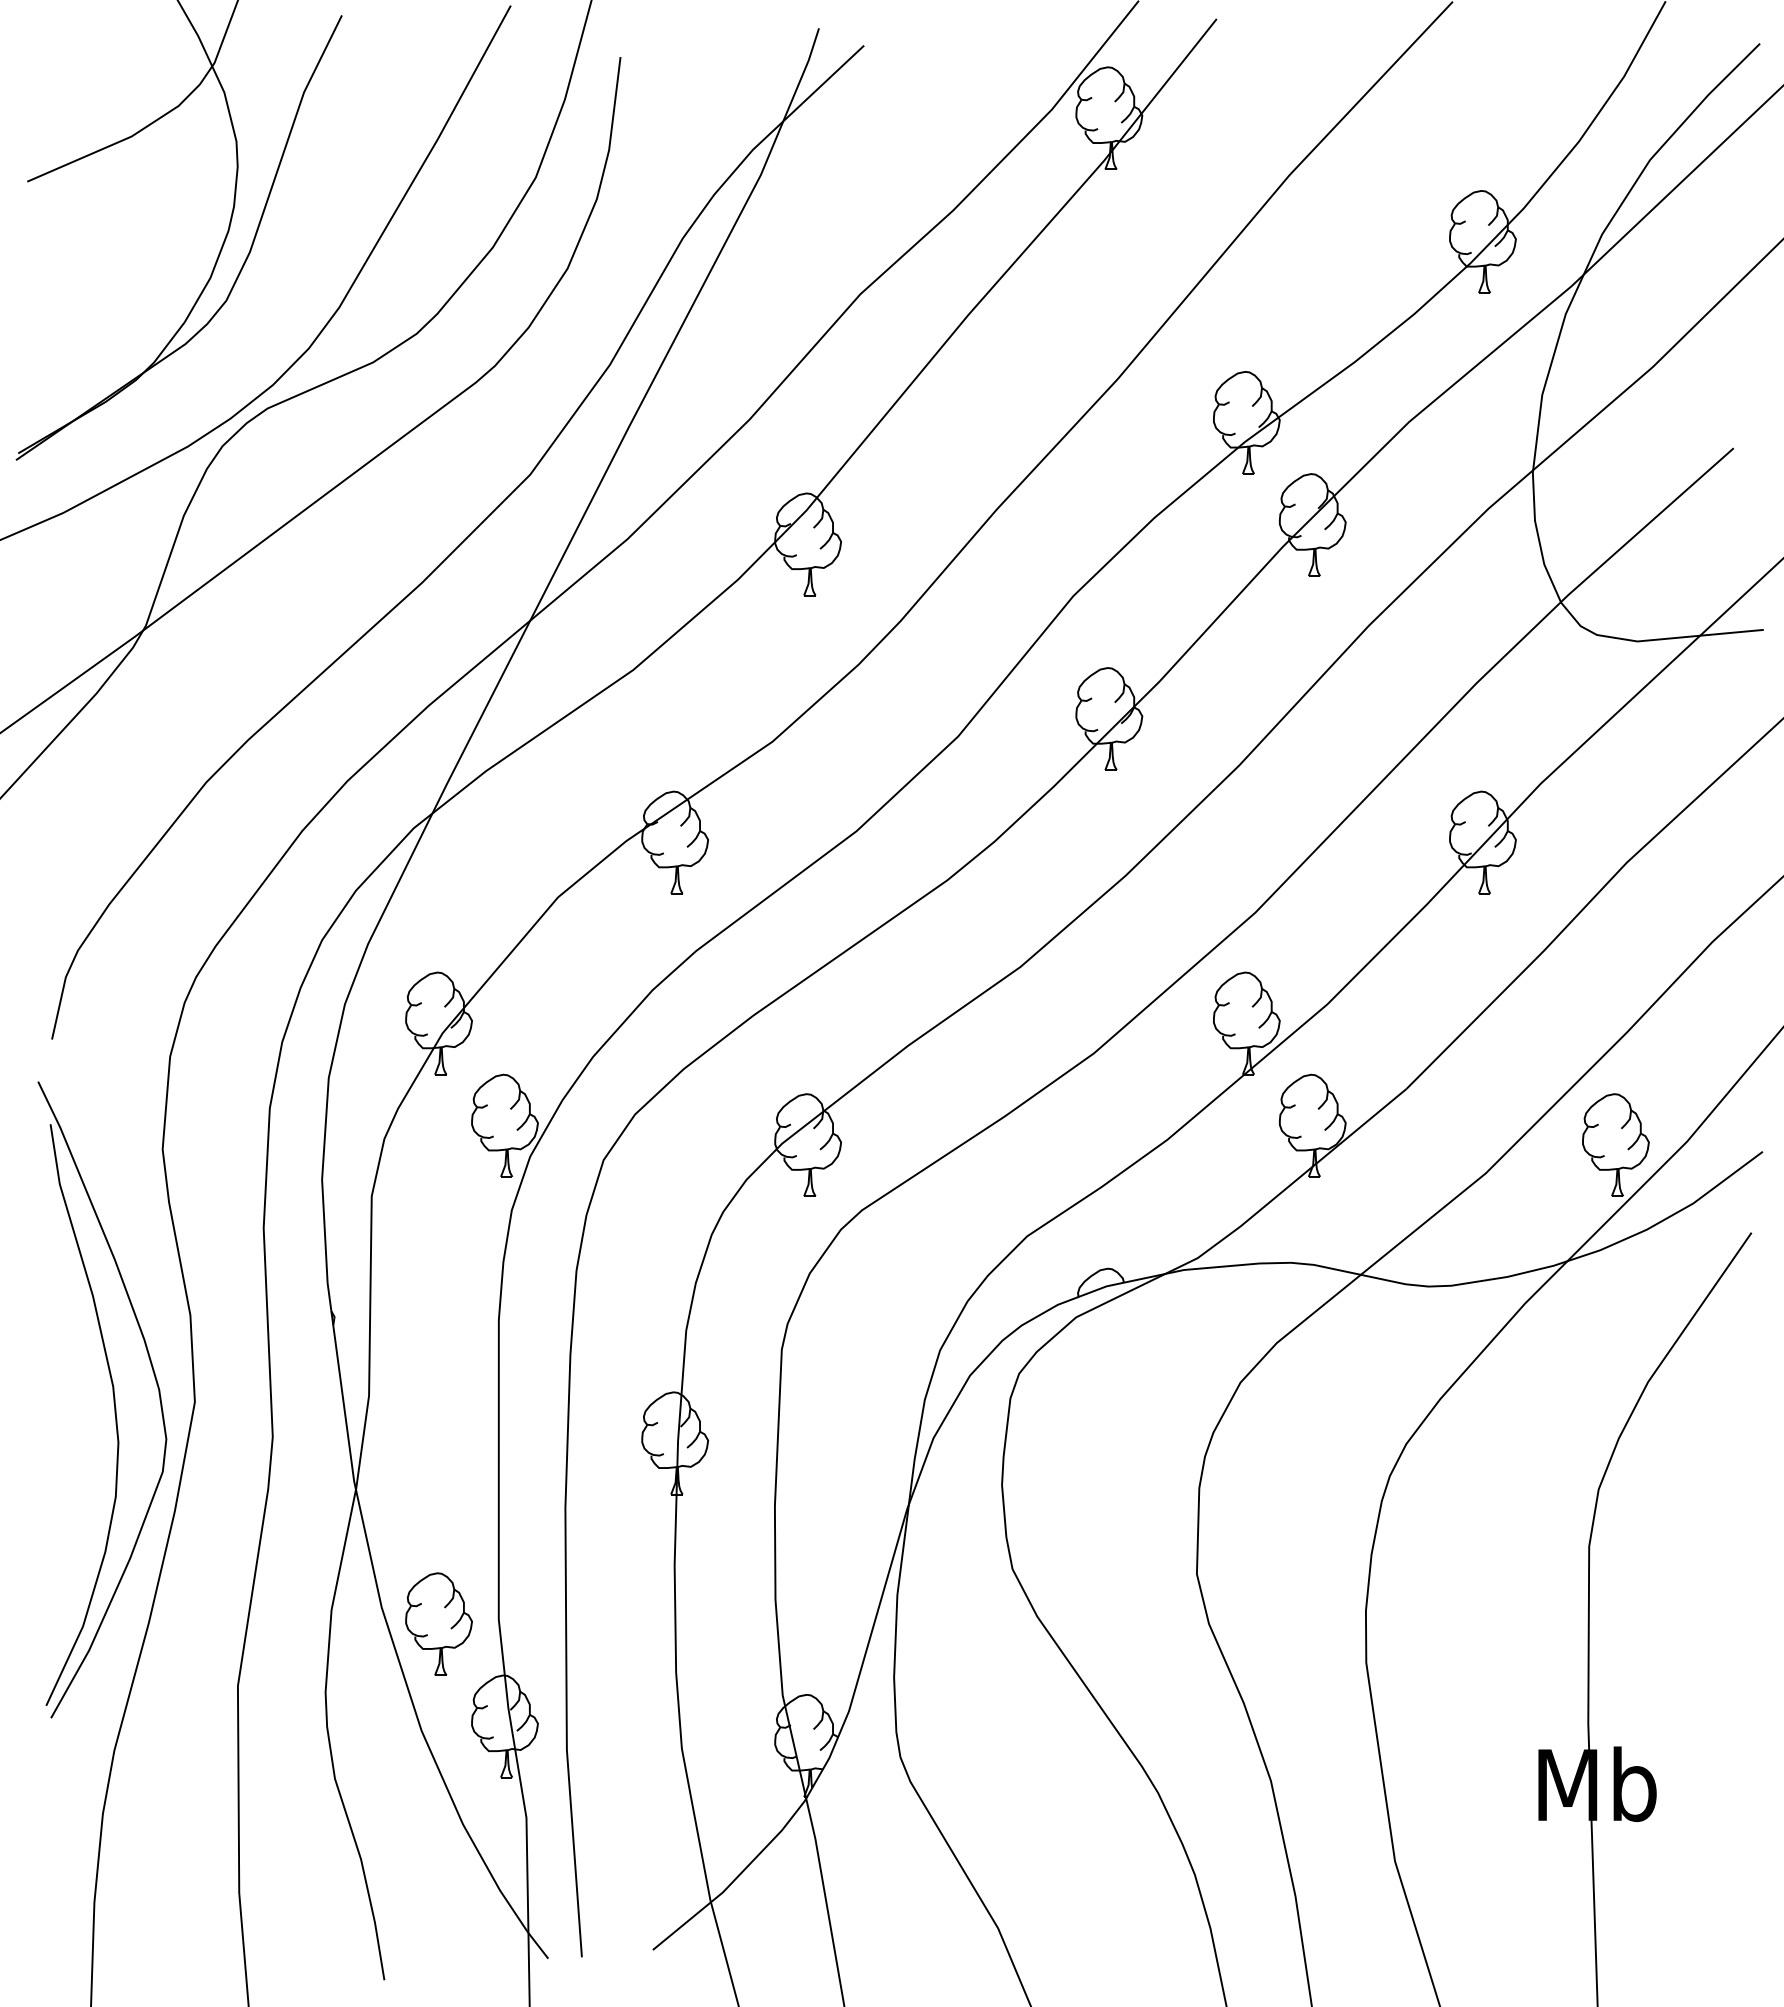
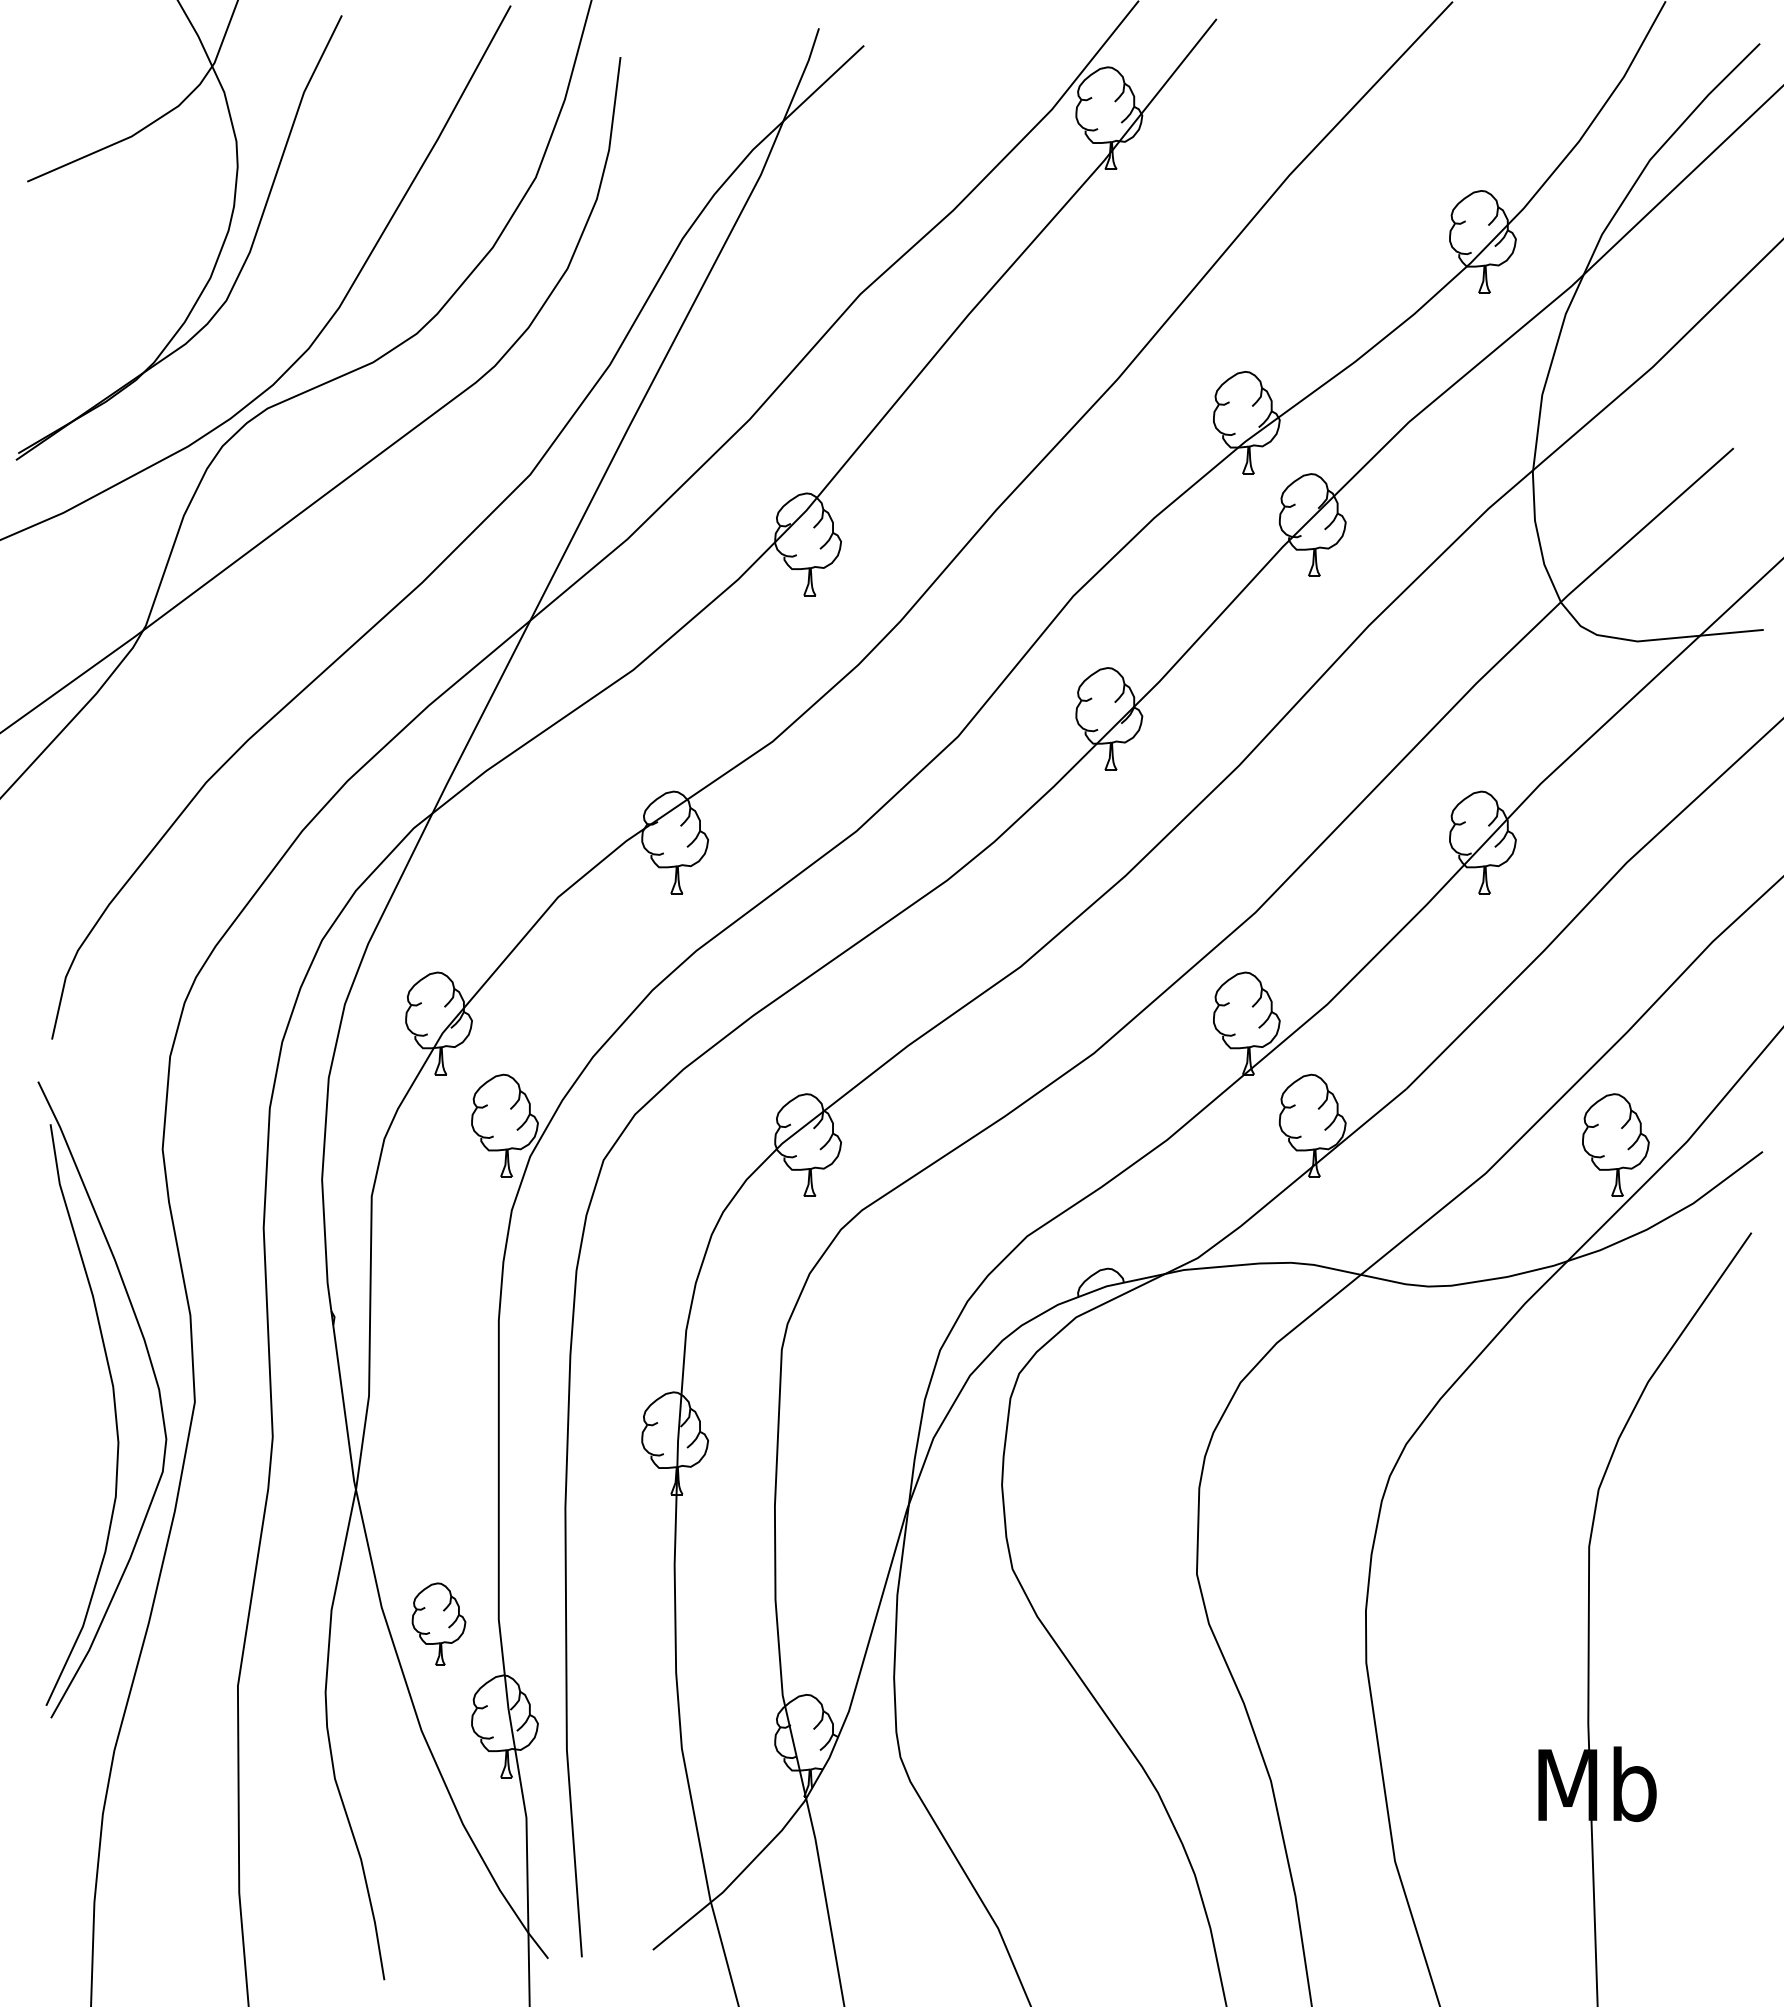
part size: 68x104 px -> 56x84 px (438, 1623)
